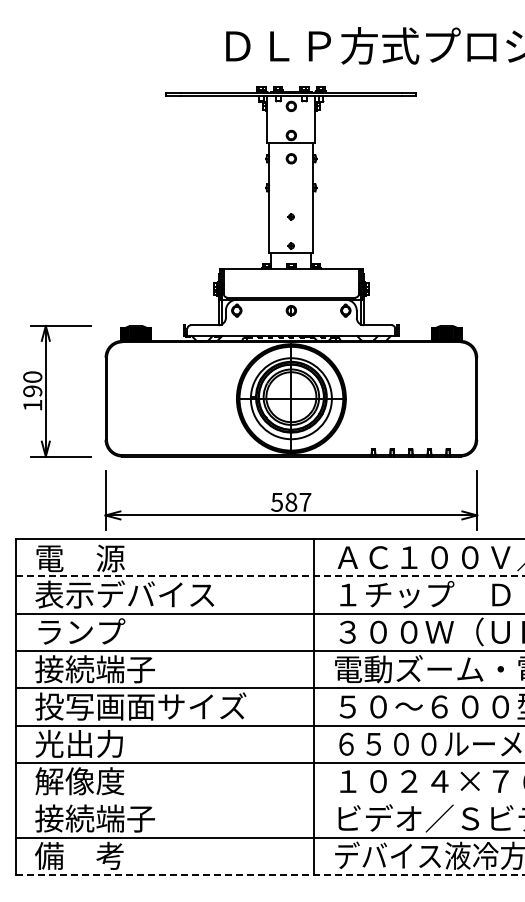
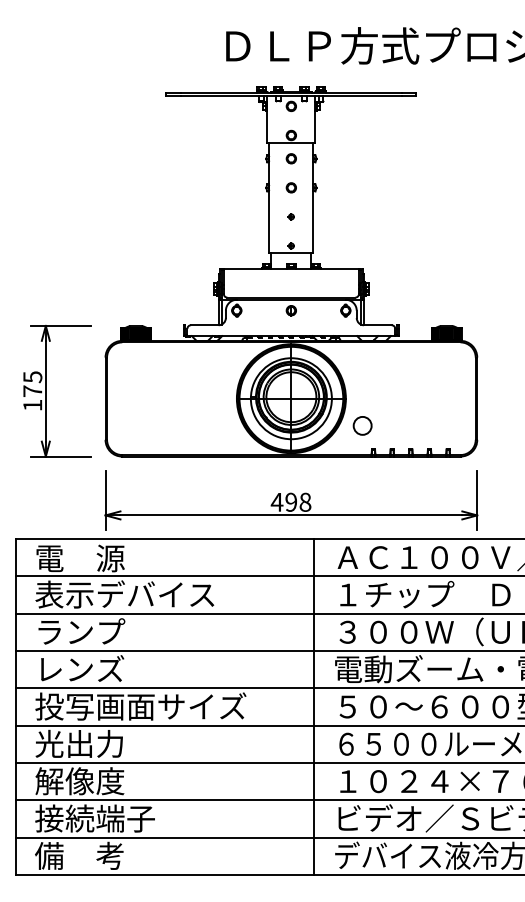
part: none -> present (290, 187)
text: 190 -> 175 (32, 384)
circle: none -> present (362, 425)
text: 587 -> 498 (290, 501)
line: dashed -> solid (270, 576)
text: 接続端子 -> レンズ (94, 669)
line: none -> present (268, 800)
line: dashed -> solid (270, 874)
